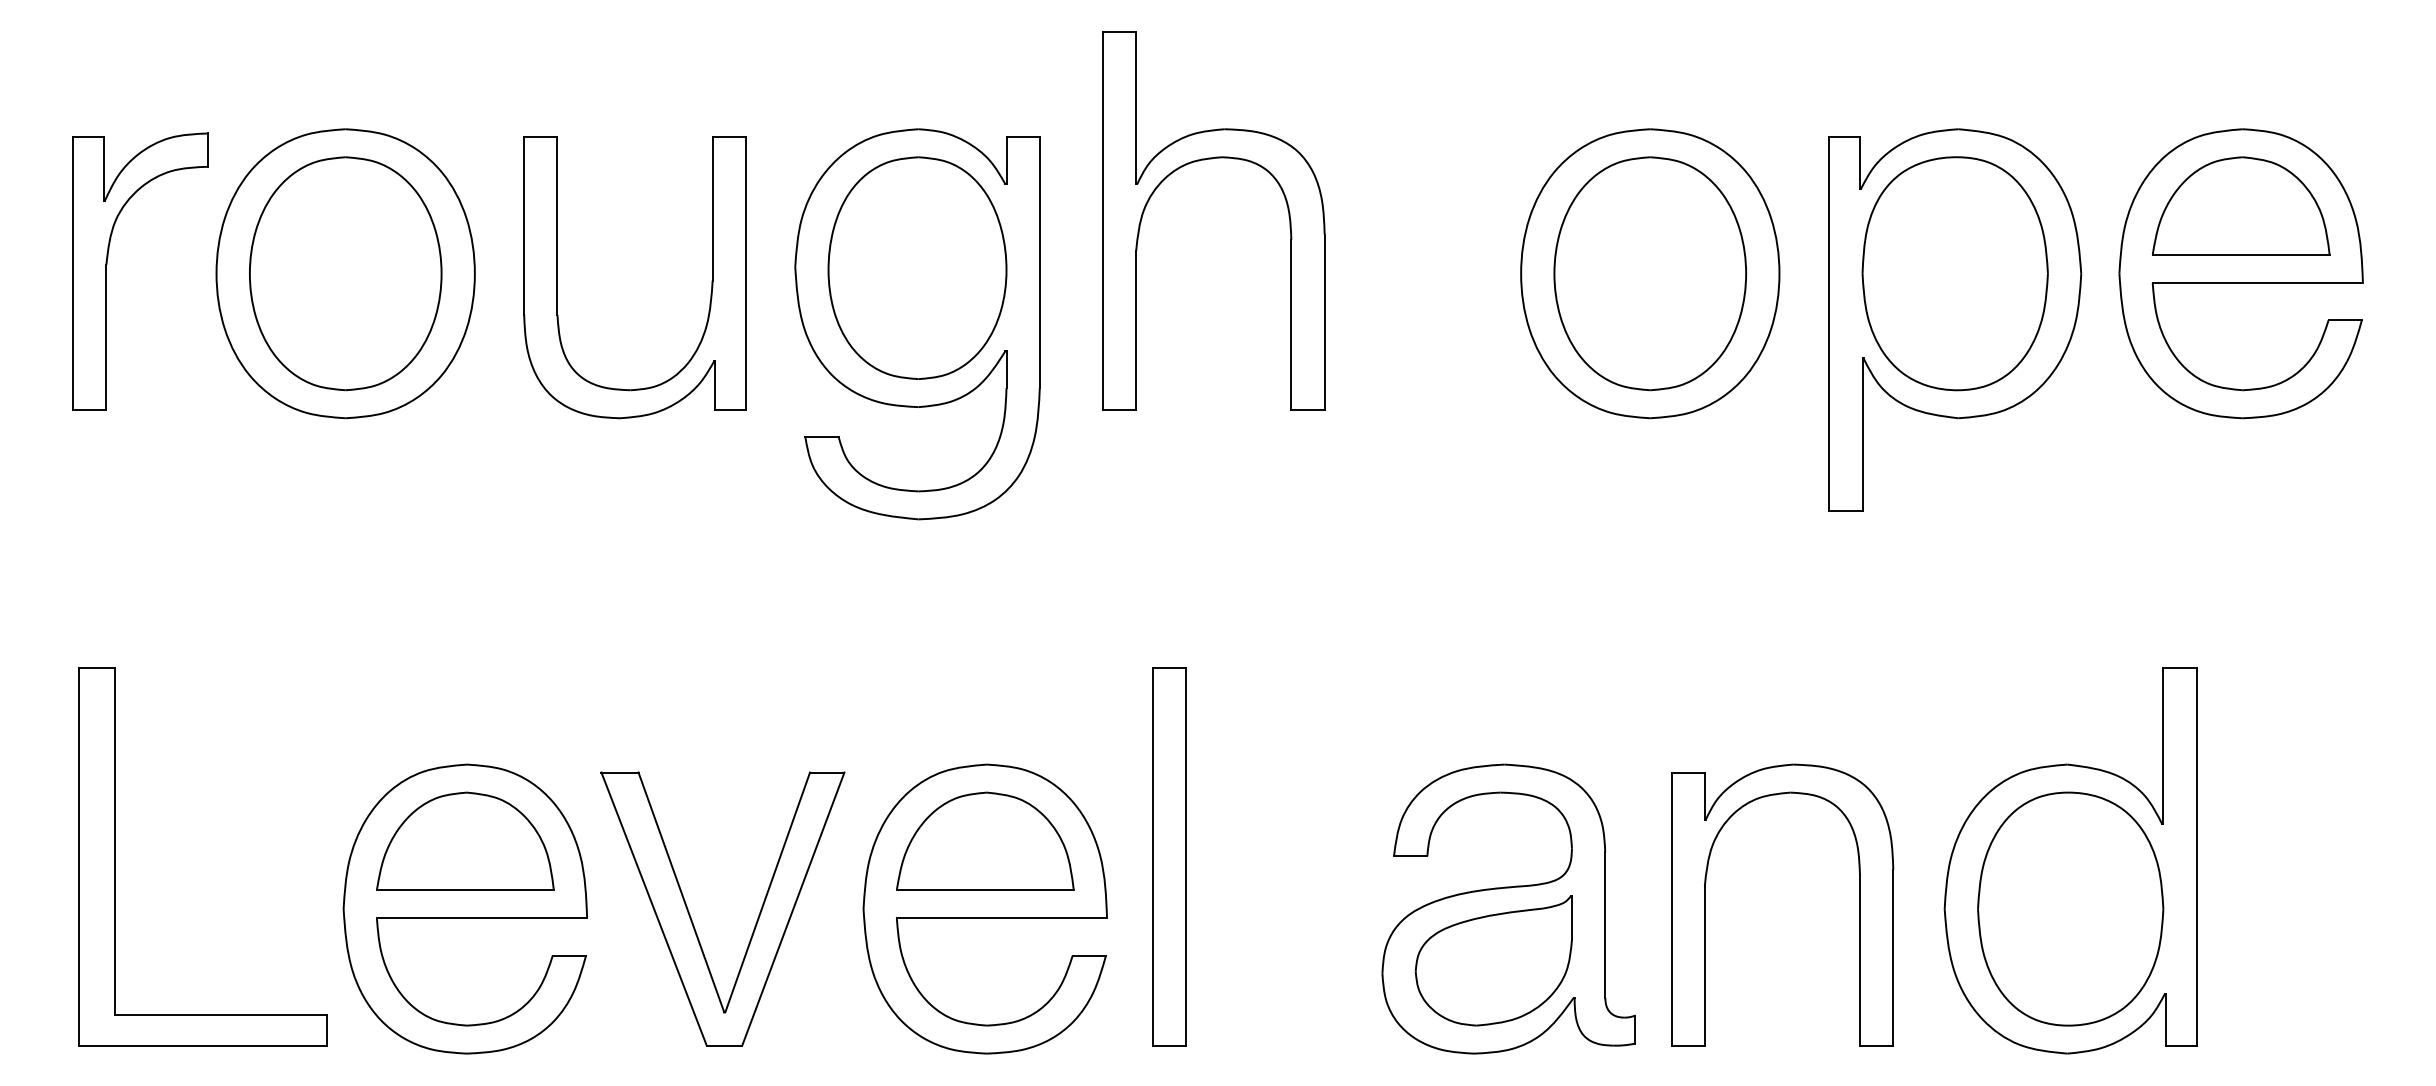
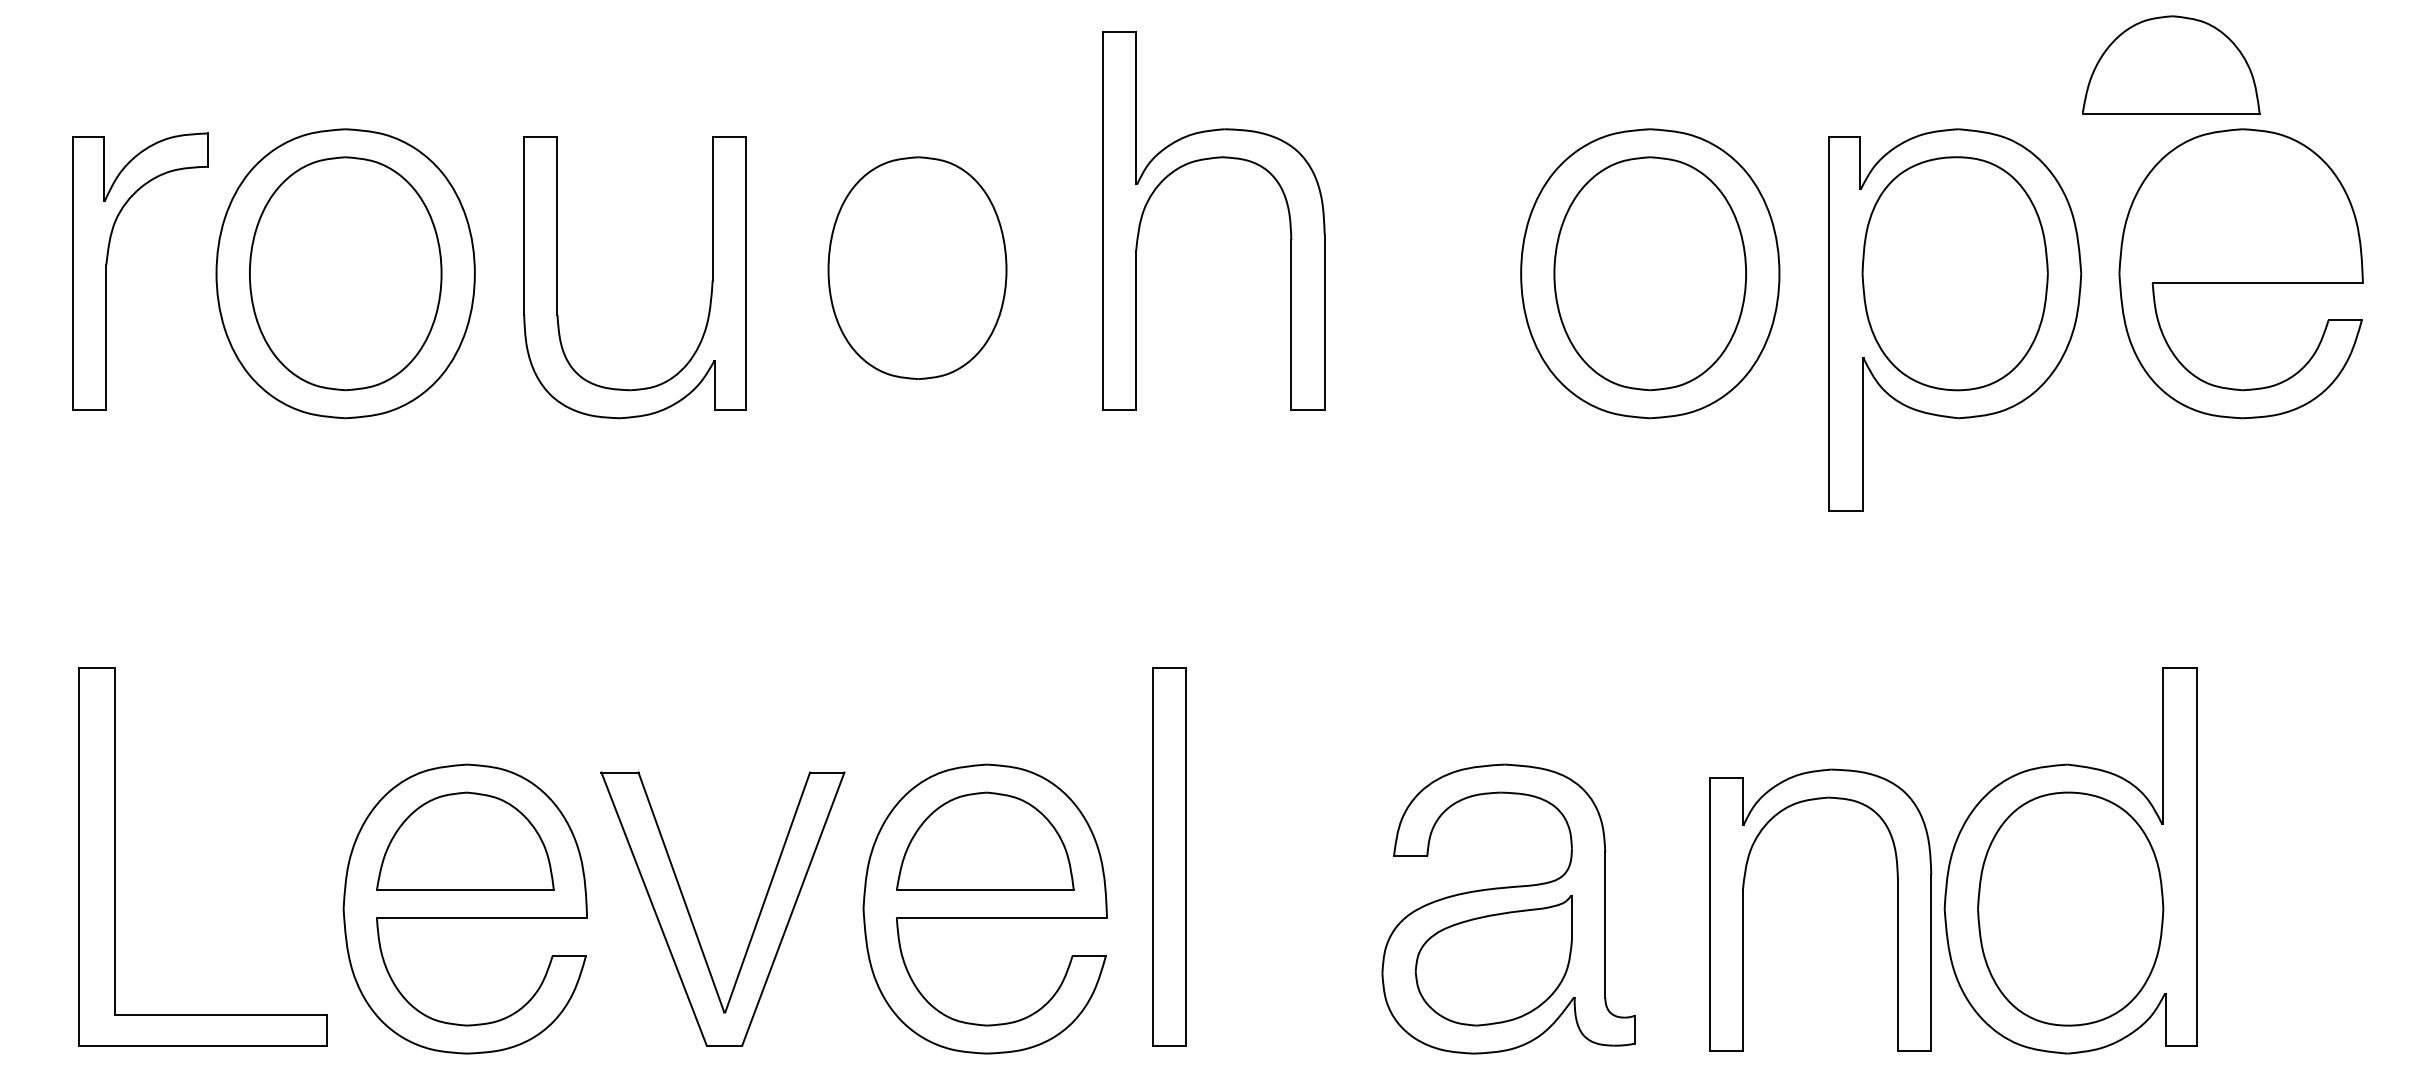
part position: (2241, 205) -> (2171, 64) (2171, 64)
part: present -> none (917, 324)
part position: (1705, 904) -> (1743, 909) (1743, 909)
